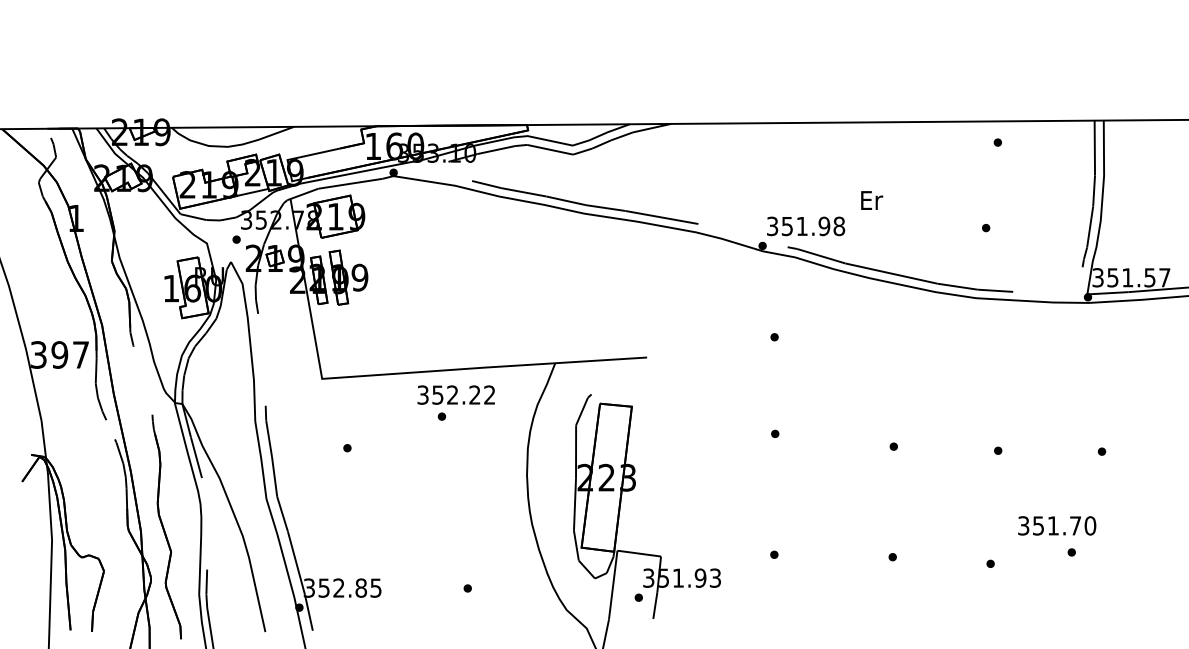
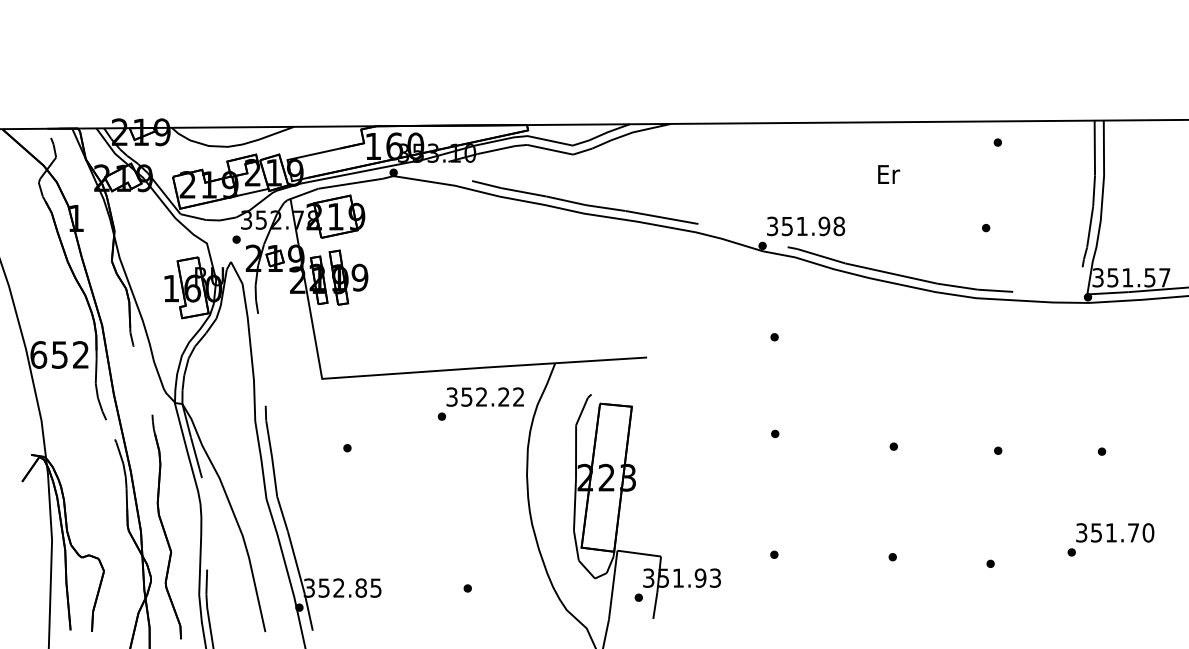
text position: (872, 200) -> (889, 174) (889, 174)
text: 397 -> 652 (59, 354)
text position: (455, 394) -> (484, 396) (484, 396)
text position: (1057, 525) -> (1115, 532) (1115, 532)
